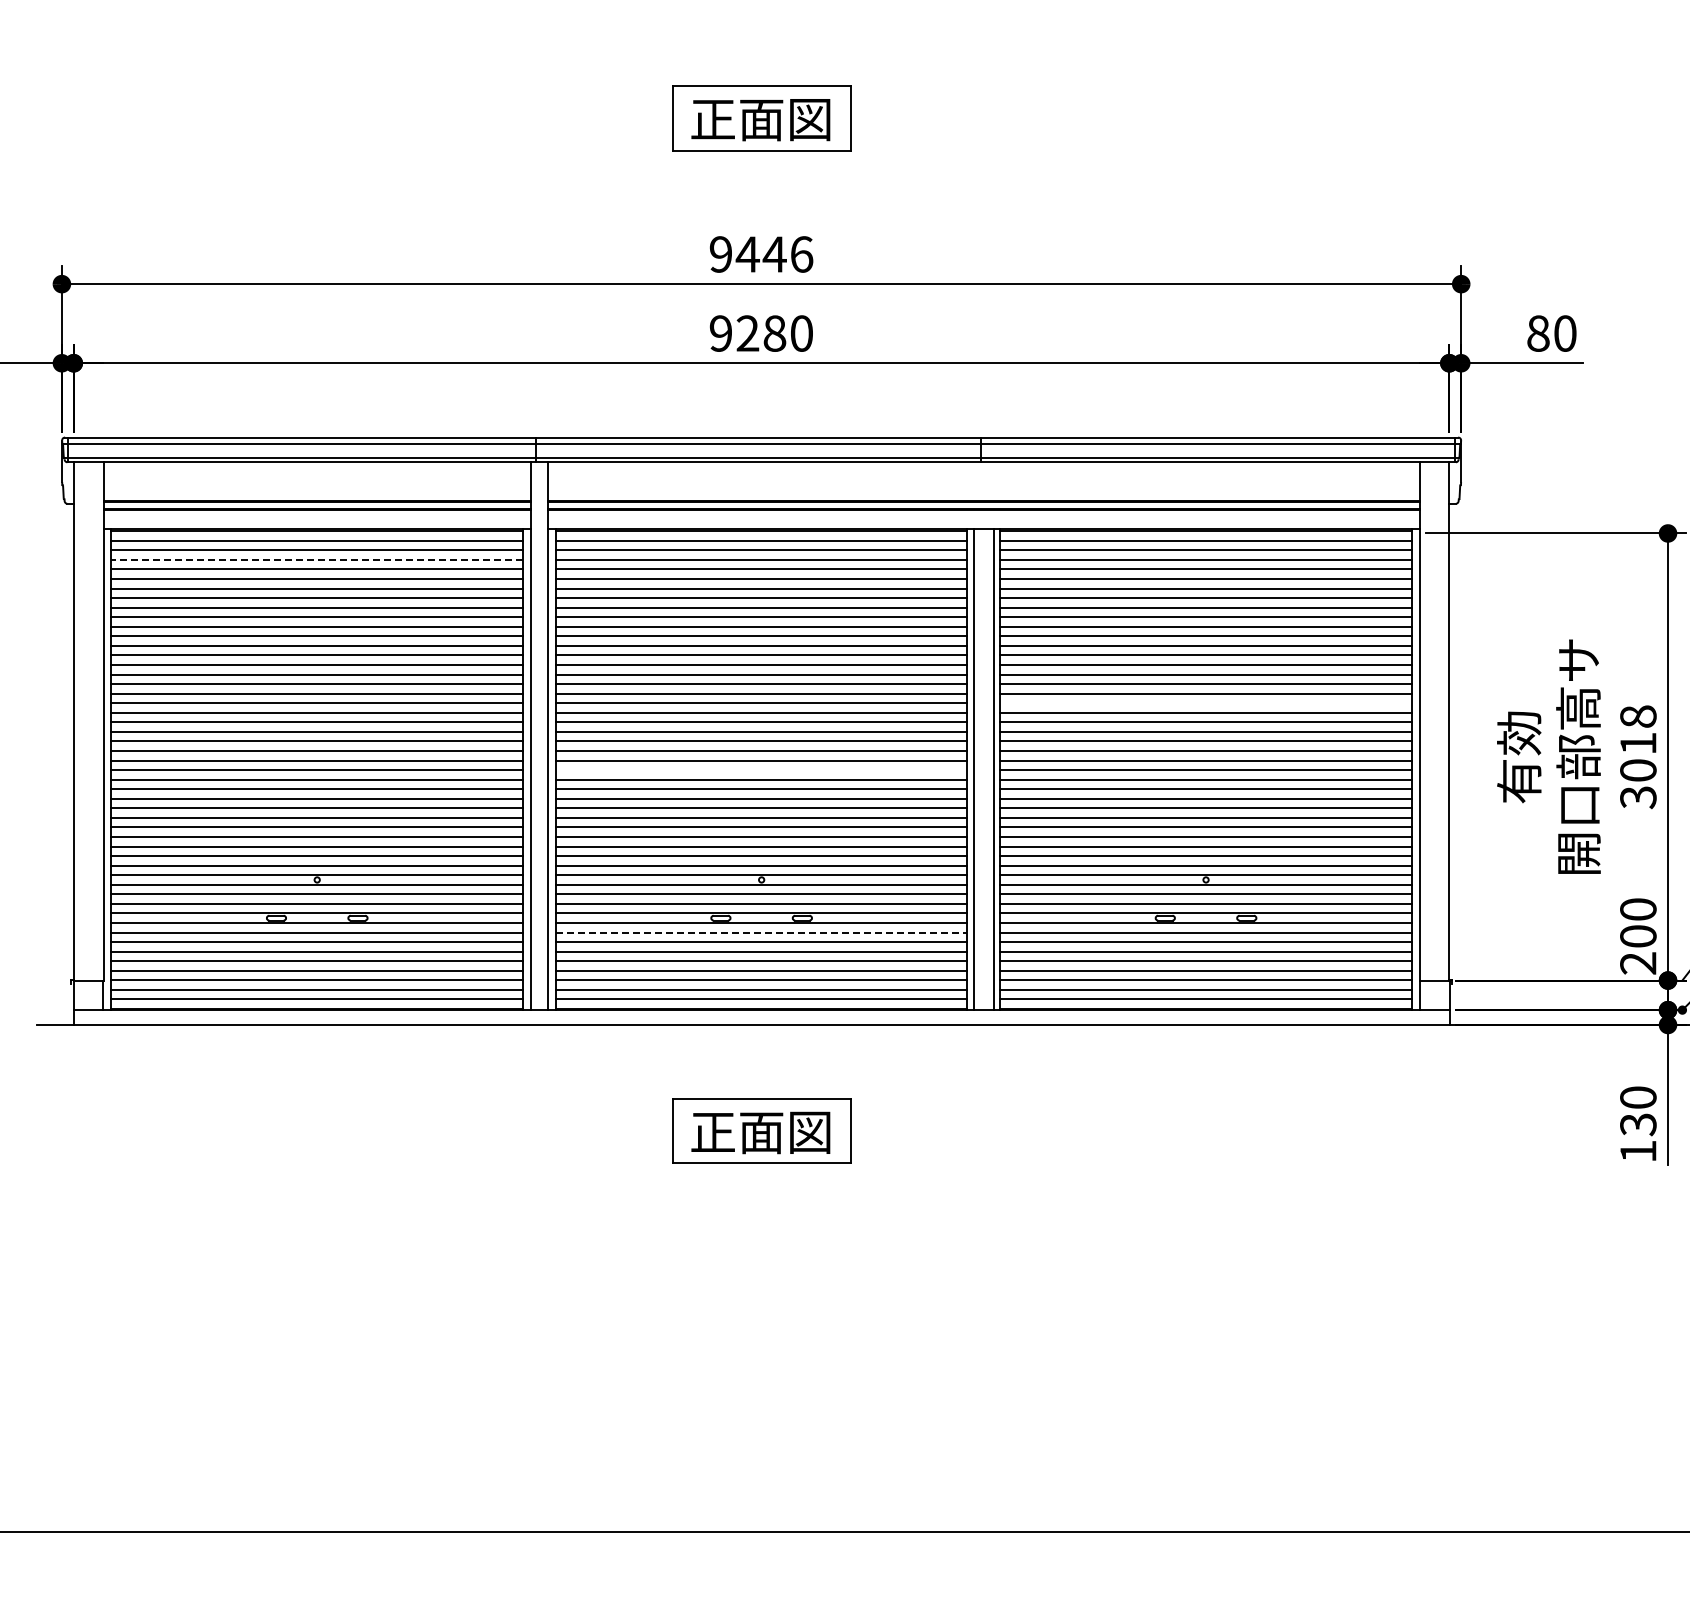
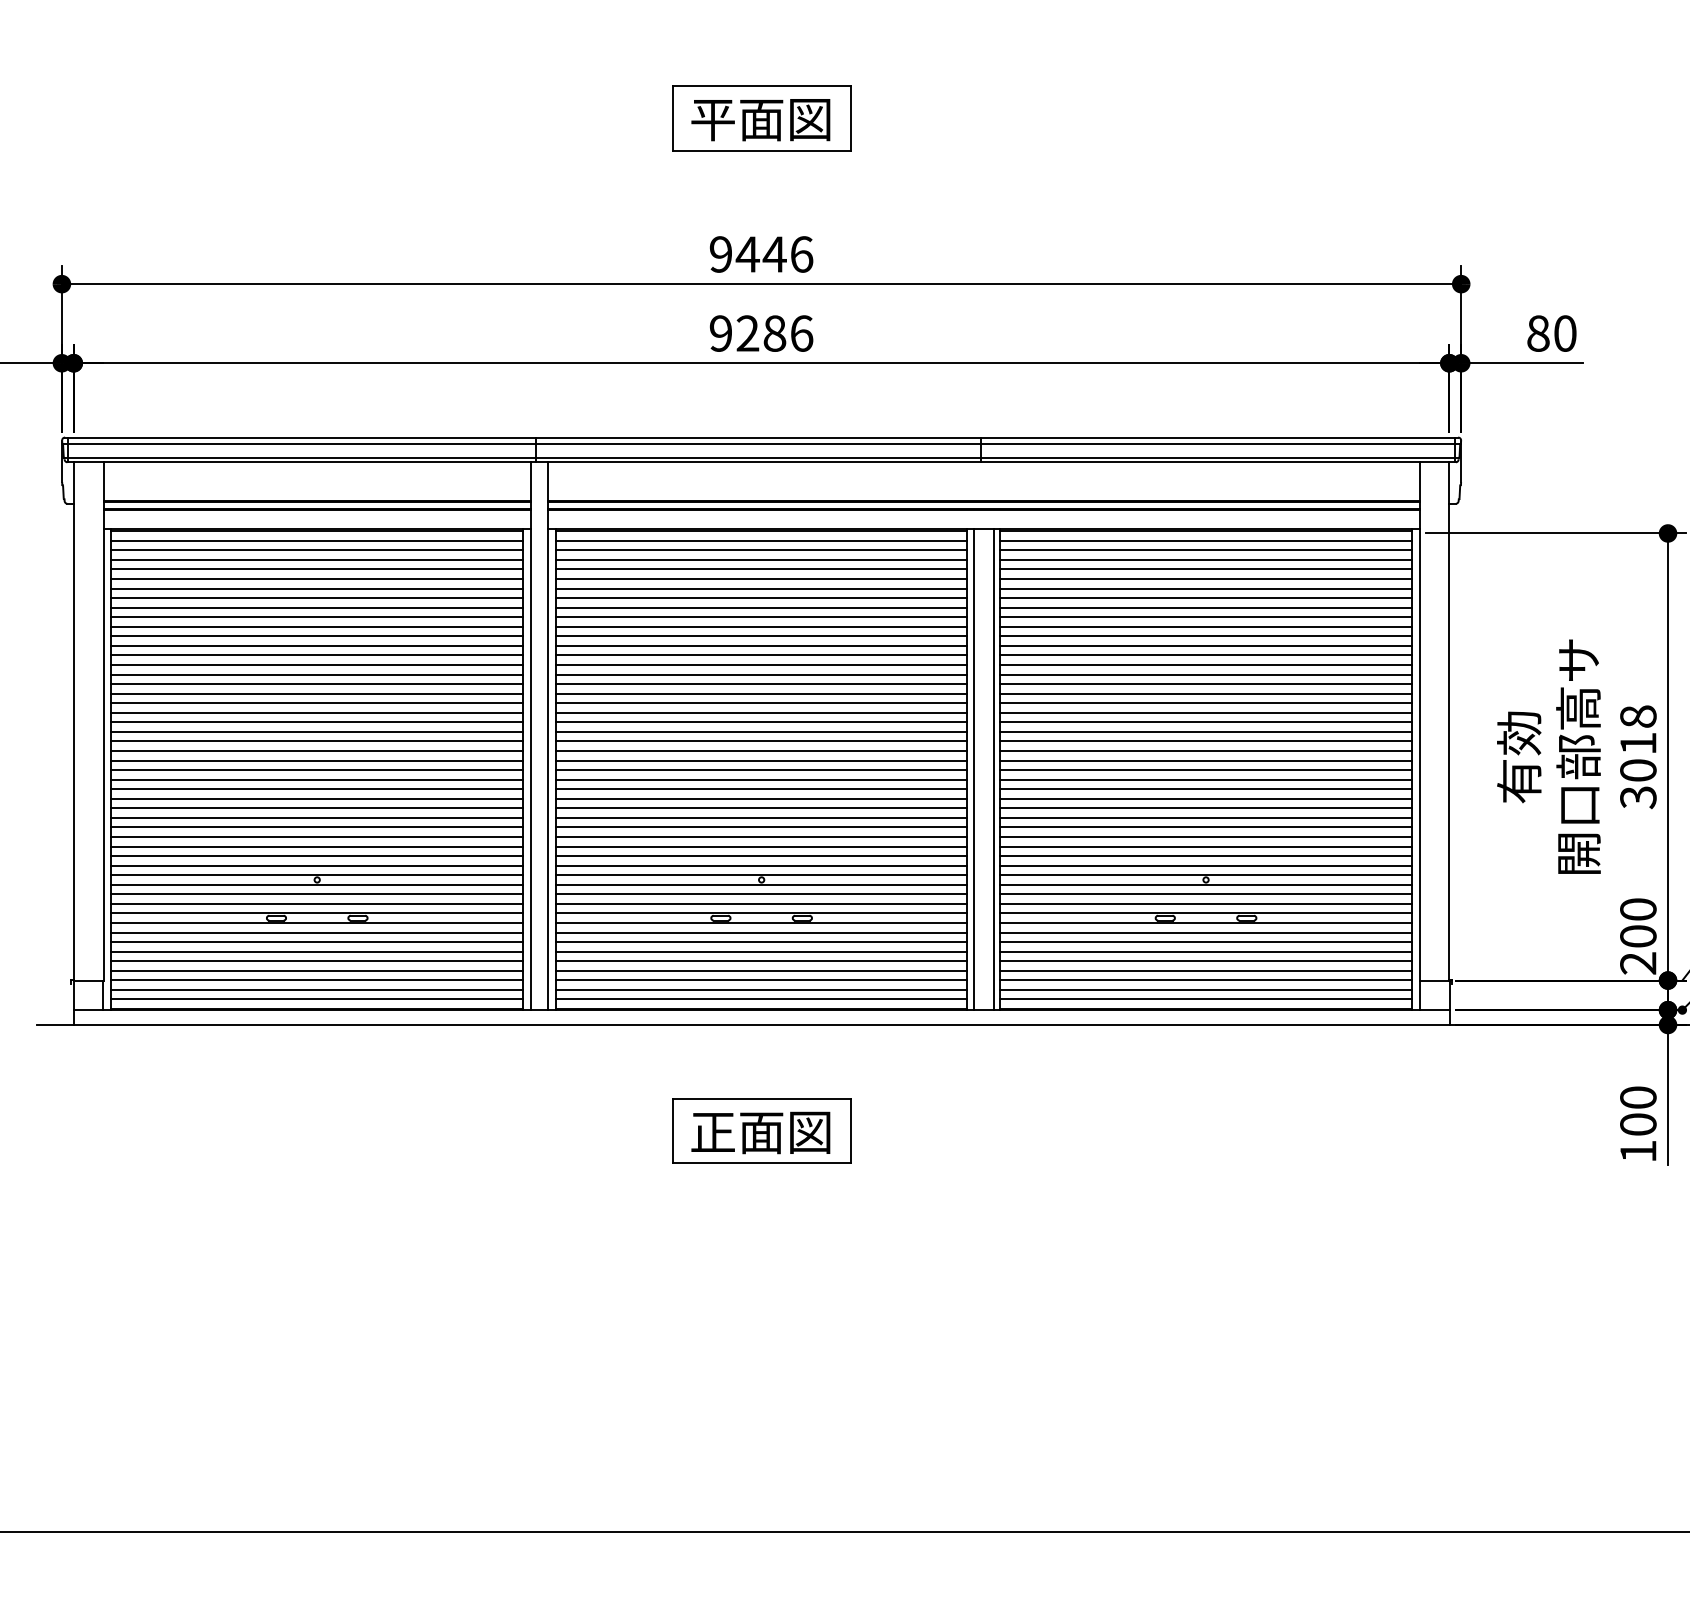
text: 正面図 -> 平面図 (712, 120)
text: 9280 -> 9286 (802, 333)
line: dashed -> solid (317, 559)
line: none -> present (1205, 703)
line: none -> present (761, 770)
line: dashed -> solid (761, 932)
text: 130 -> 100 (1638, 1124)
